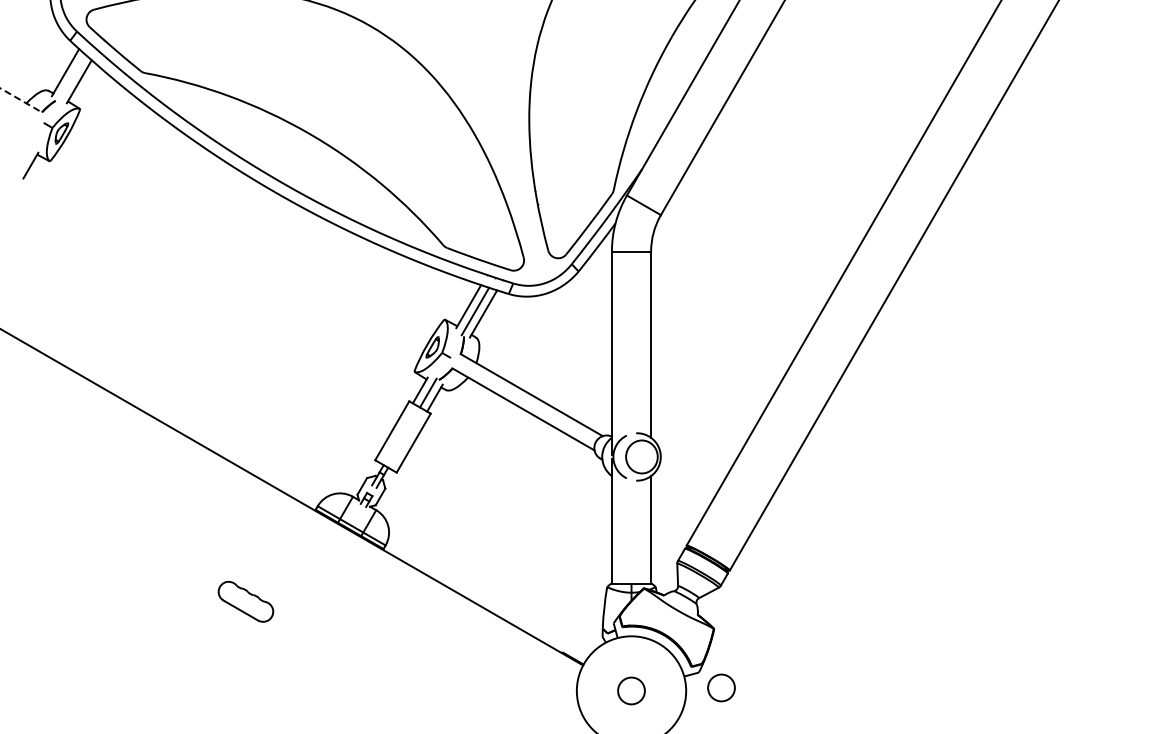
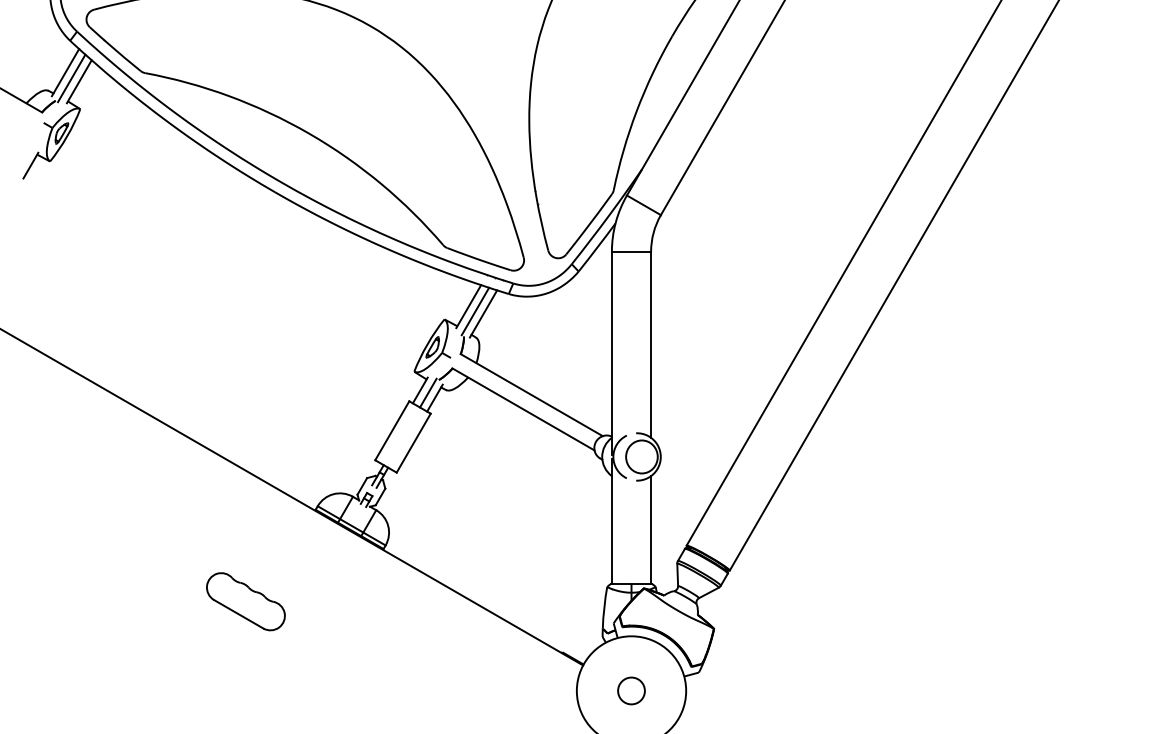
line: none -> present (71, 78)
line: dashed -> solid (21, 100)
part size: 58x42 px -> 80x60 px (245, 601)
circle: present -> none (721, 687)
